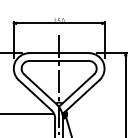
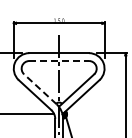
line: solid -> dashed (59, 61)
line: solid -> dashed (40, 88)
